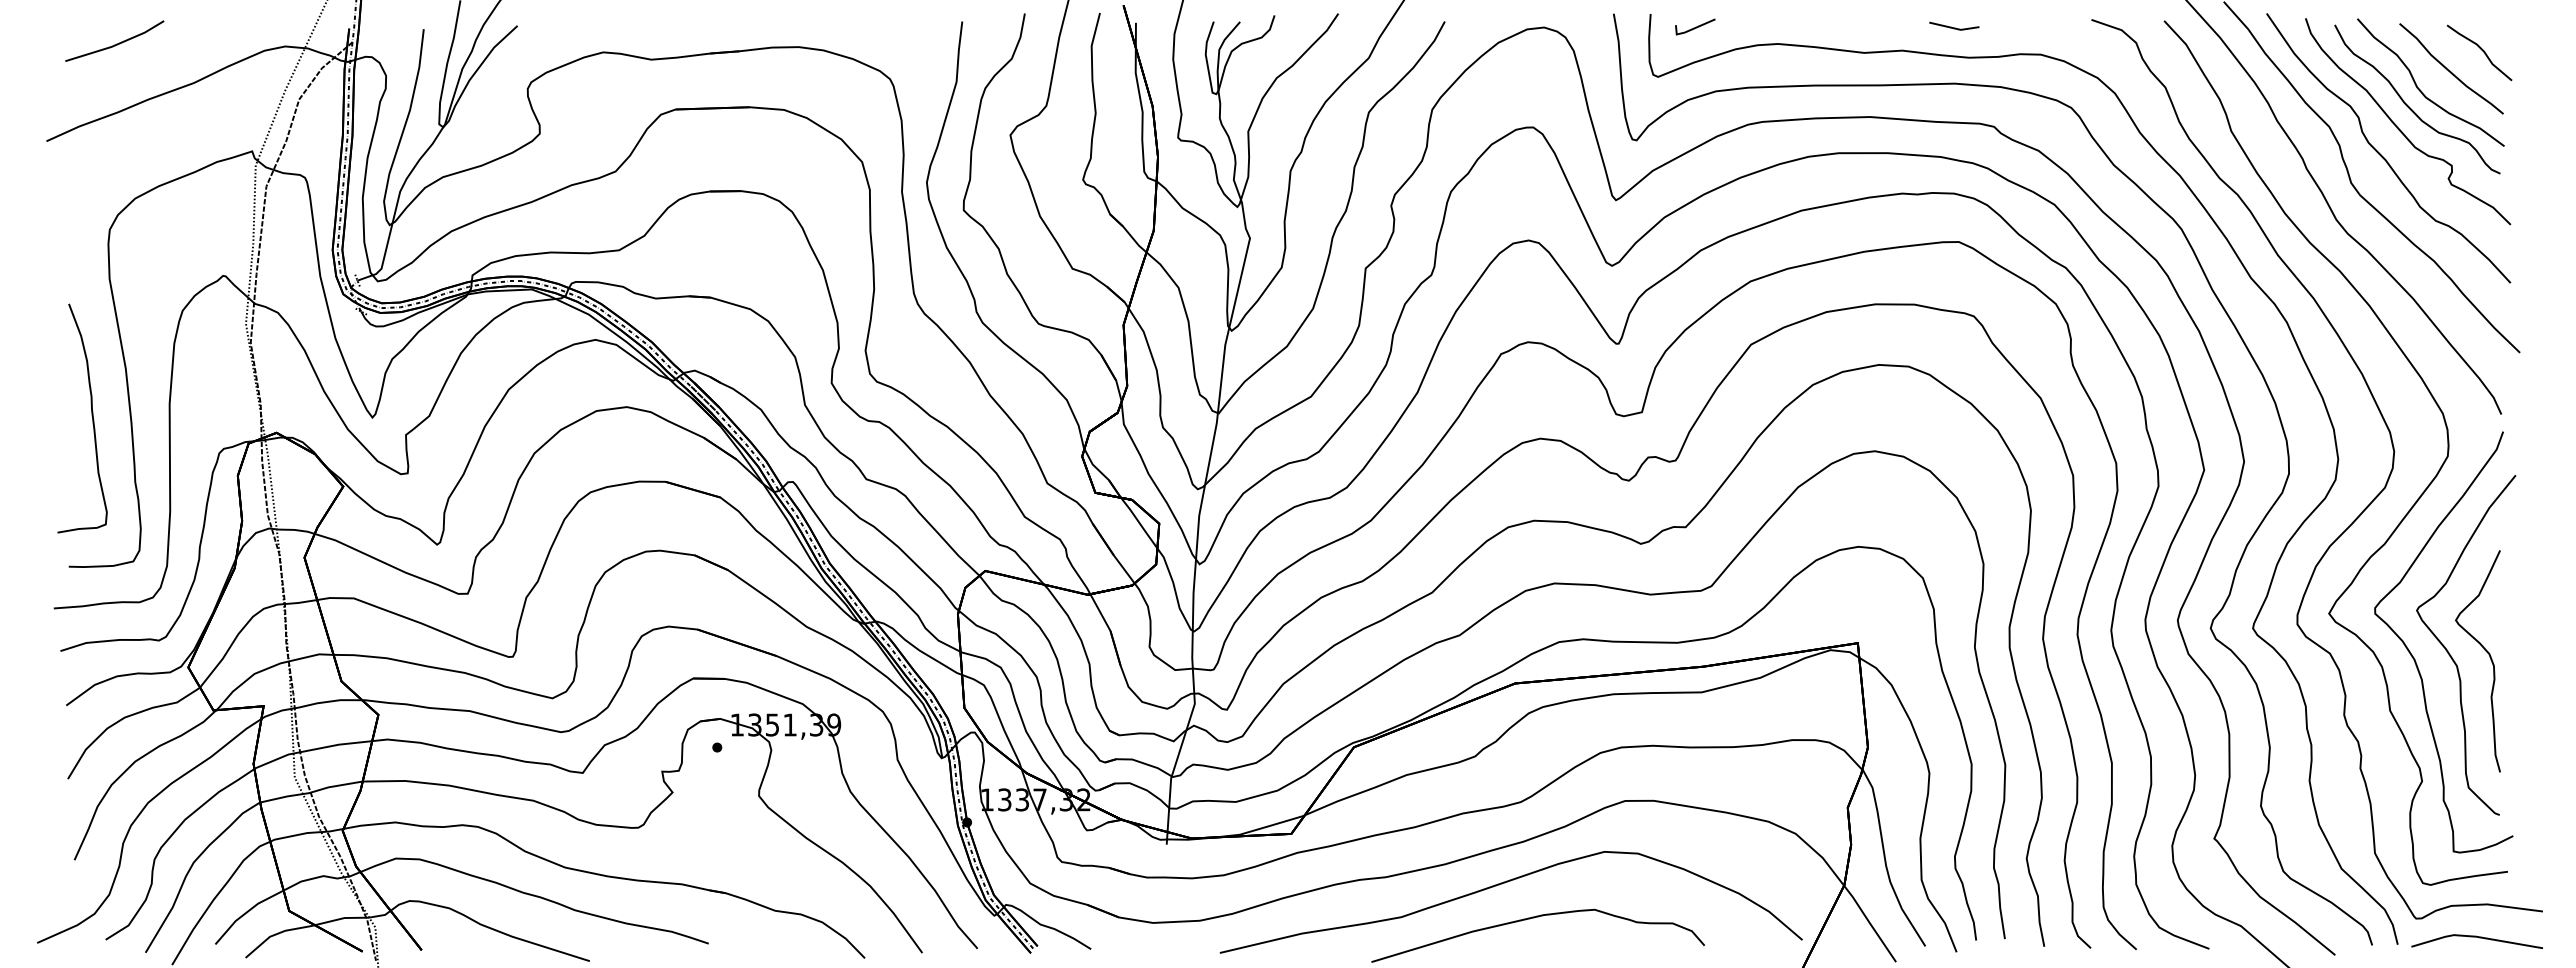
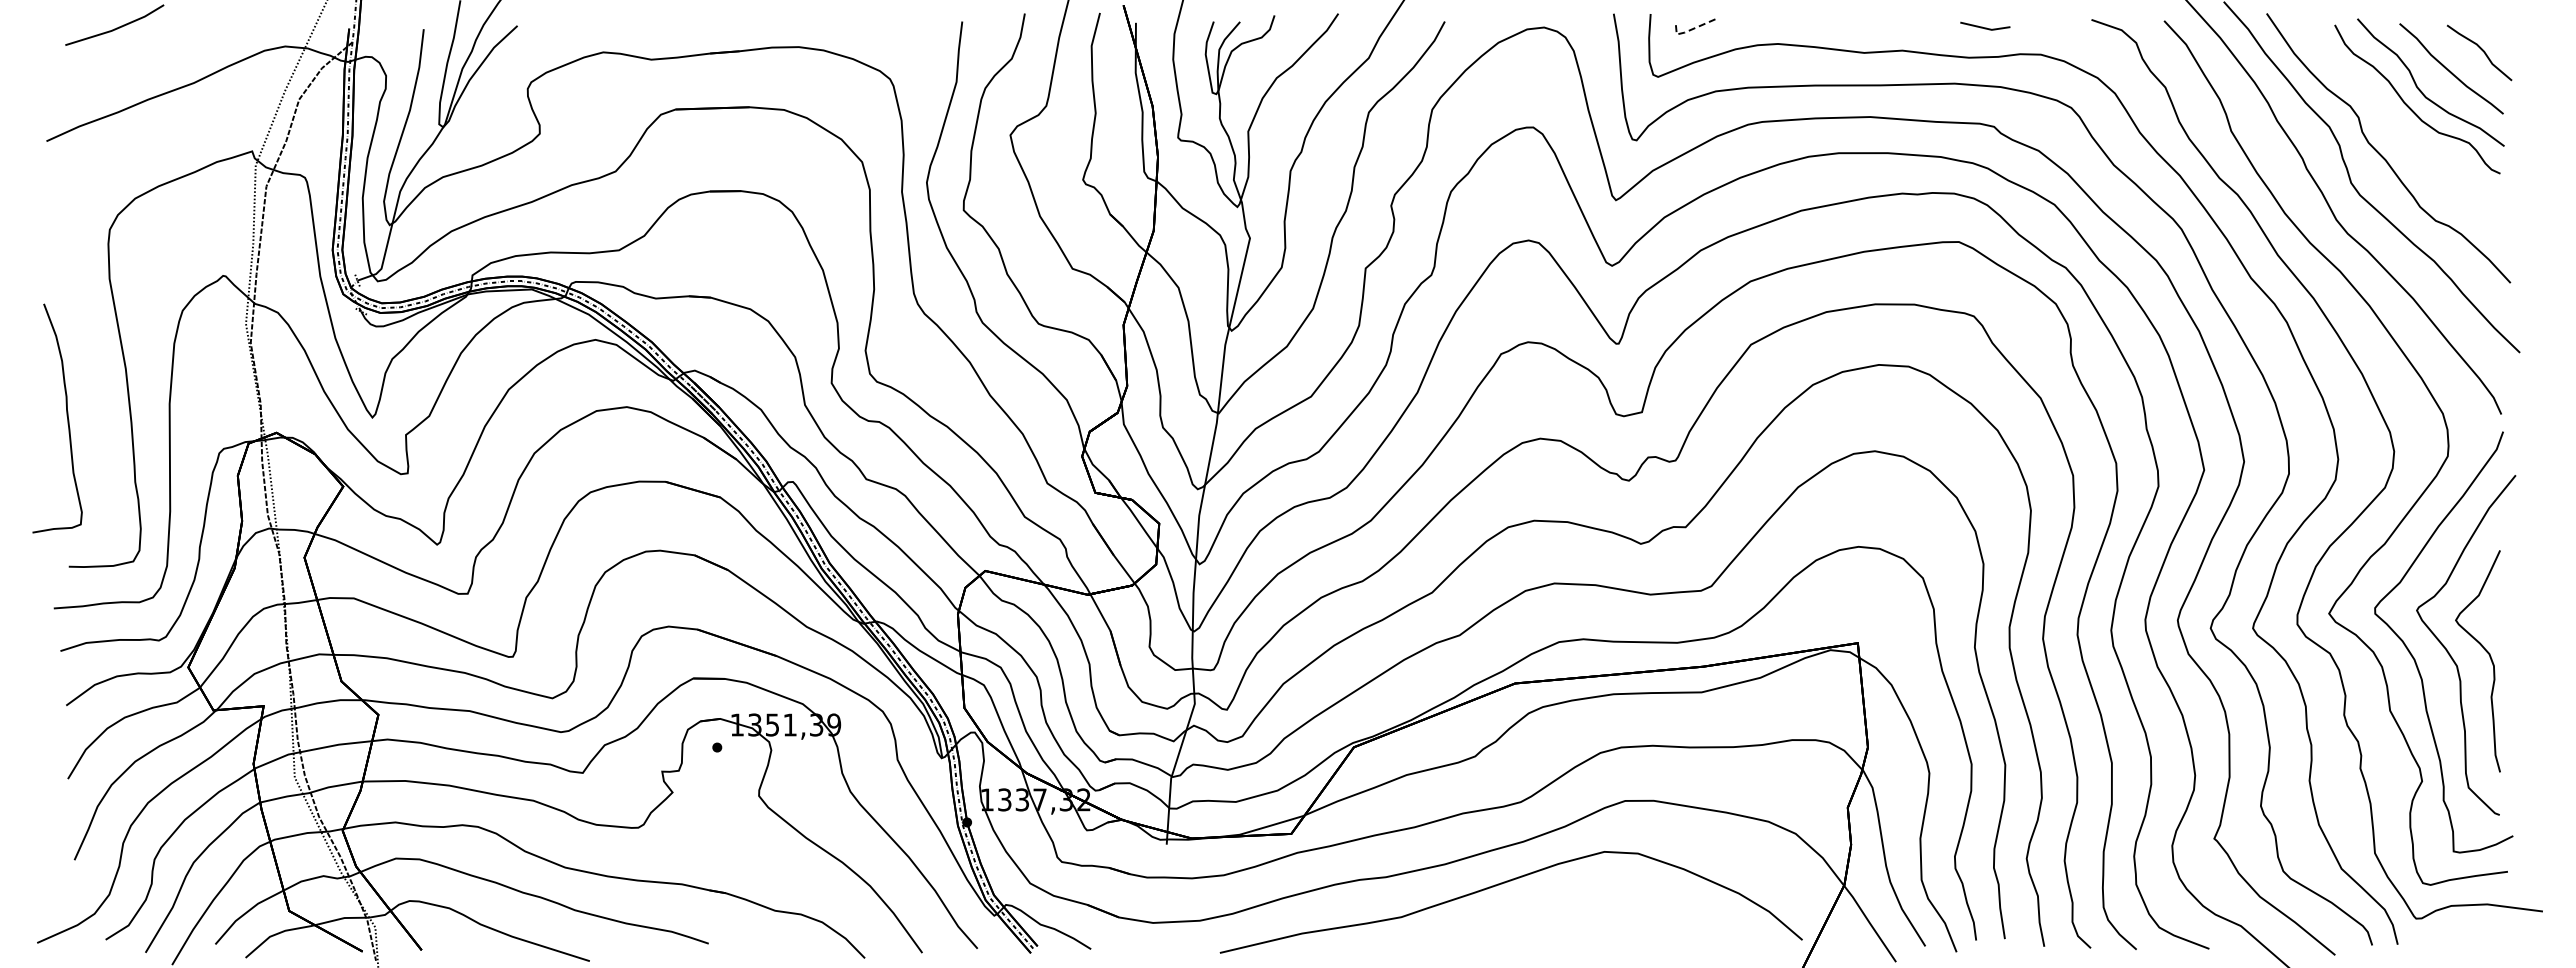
line position: (1954, 27) -> (1985, 27) (1985, 27)
line: solid -> dashed (1691, 29)
line position: (116, 43) -> (116, 27) (116, 27)
curve: present -> none (2400, 129)
curve position: (91, 416) -> (66, 416) (66, 416)
curve: present -> none (1534, 918)
line: present -> none (2476, 937)
